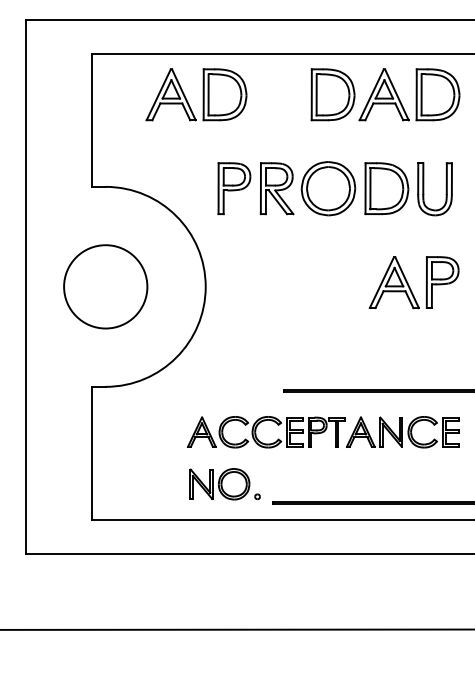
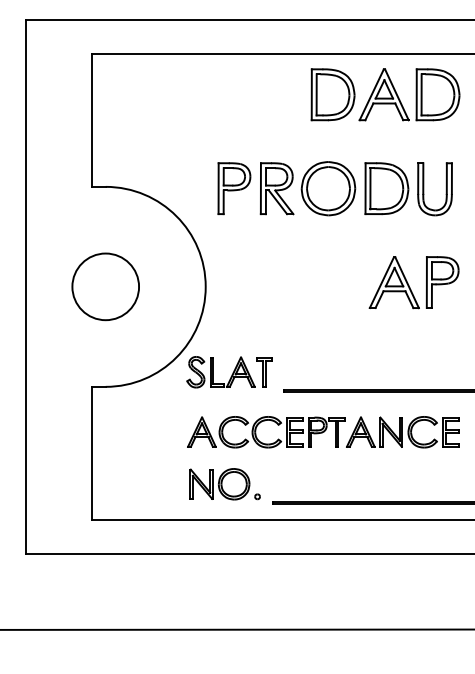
part: present -> none (196, 94)
circle diameter: 83 px -> 67 px (105, 286)
part: none -> present (229, 372)
